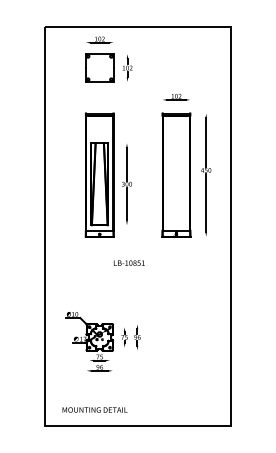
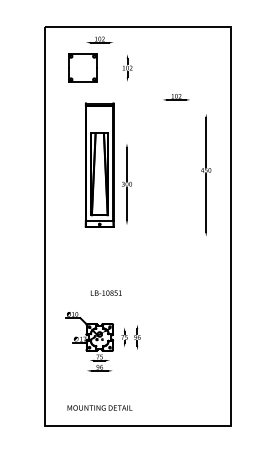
part position: (99, 67) -> (82, 67) (82, 67)
part position: (99, 174) -> (99, 164) (99, 164)
part: present -> none (176, 174)
text position: (128, 262) -> (105, 292) (105, 292)
text position: (94, 409) -> (99, 407) (99, 407)
